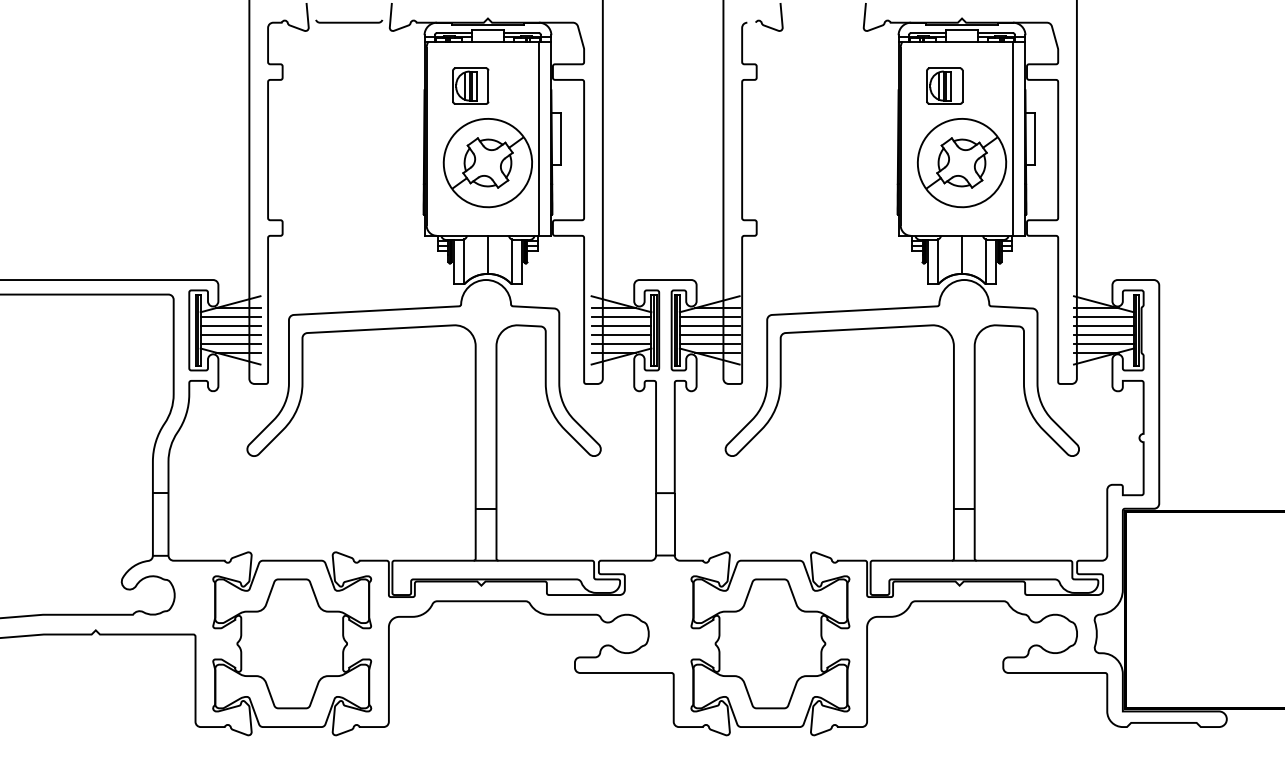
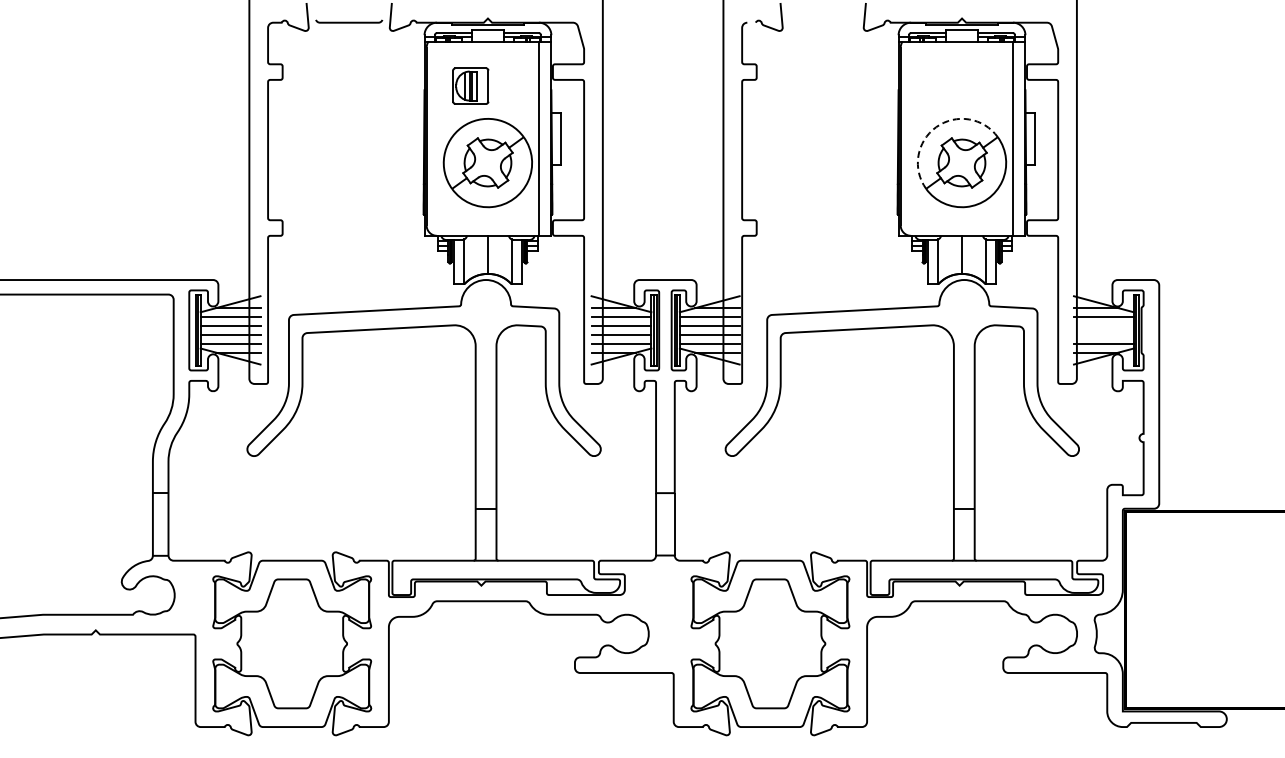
part: present -> none (944, 85)
arc: solid -> dashed (936, 127)
line: present -> none (1103, 325)
line: present -> none (1103, 335)
